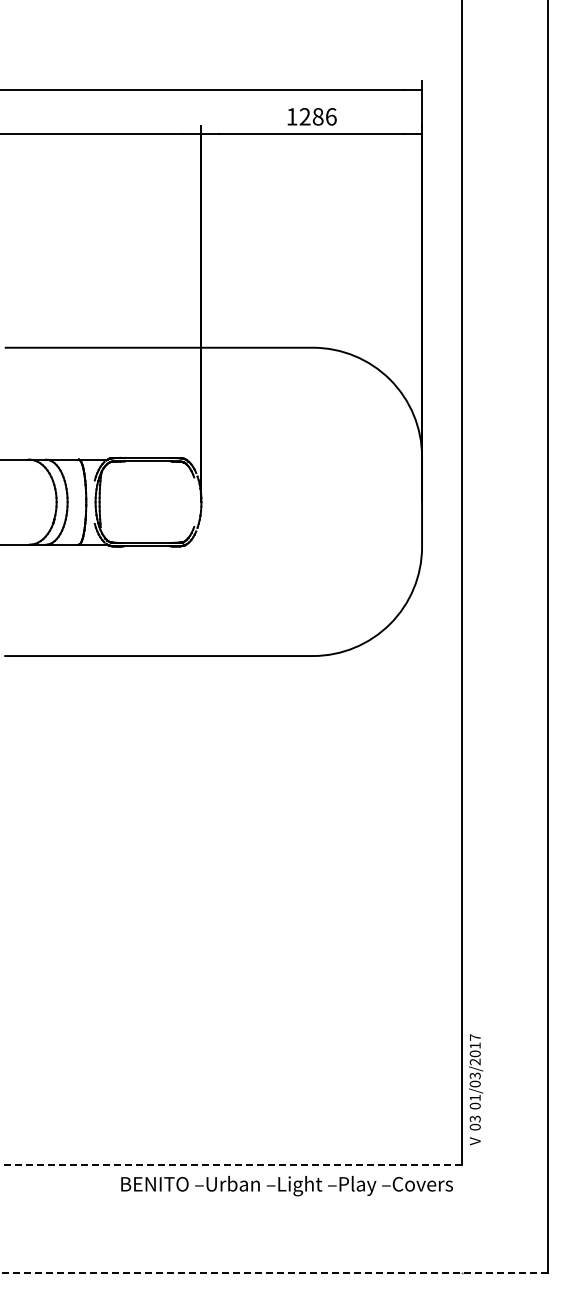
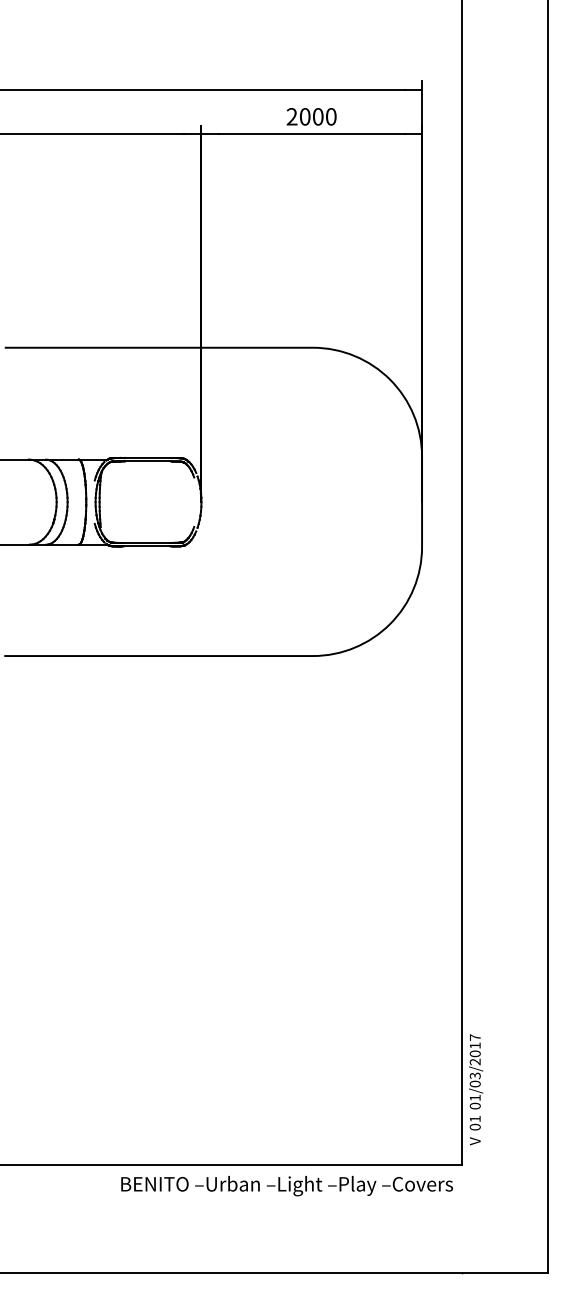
text: 1286 -> 2000 (311, 116)
text: 03 -> 01 (474, 1118)
line: dashed -> solid (231, 1164)
line: dashed -> solid (274, 1272)
